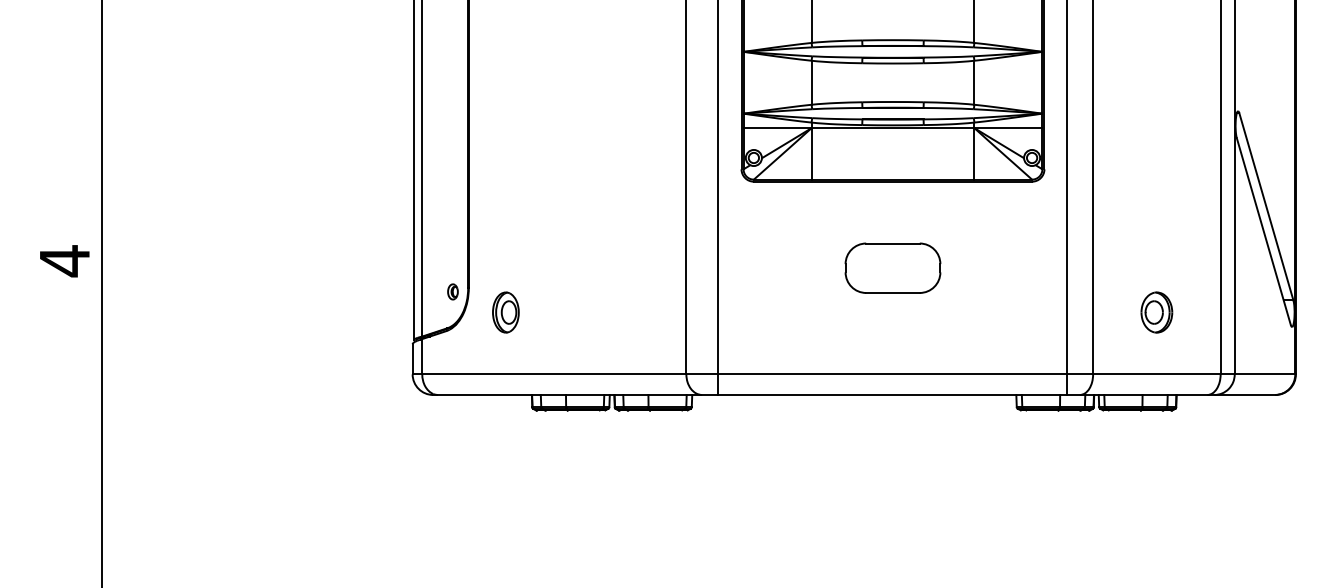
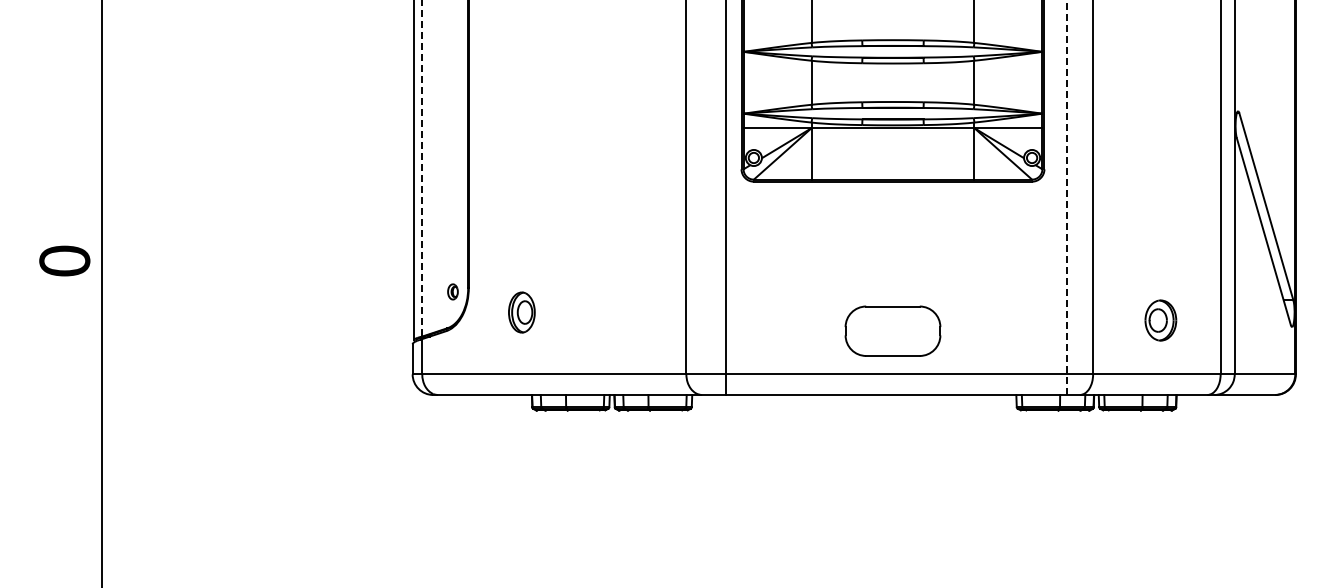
line: solid -> dashed (422, 168)
line: solid -> dashed (1066, 197)
line position: (717, 198) -> (725, 198) (725, 198)
text: 4 -> 0 (64, 261)
part position: (892, 267) -> (892, 330) (892, 330)
part position: (505, 312) -> (521, 312) (521, 312)
part position: (1156, 312) -> (1160, 320) (1160, 320)
